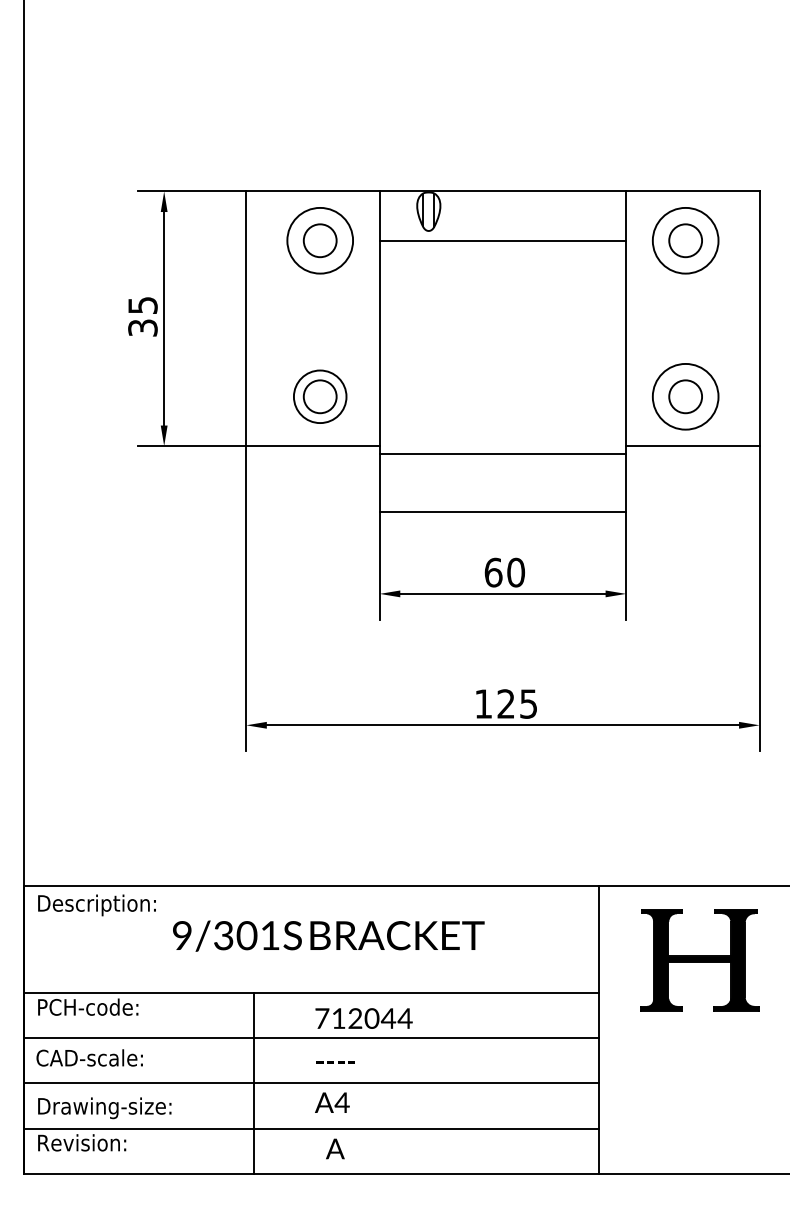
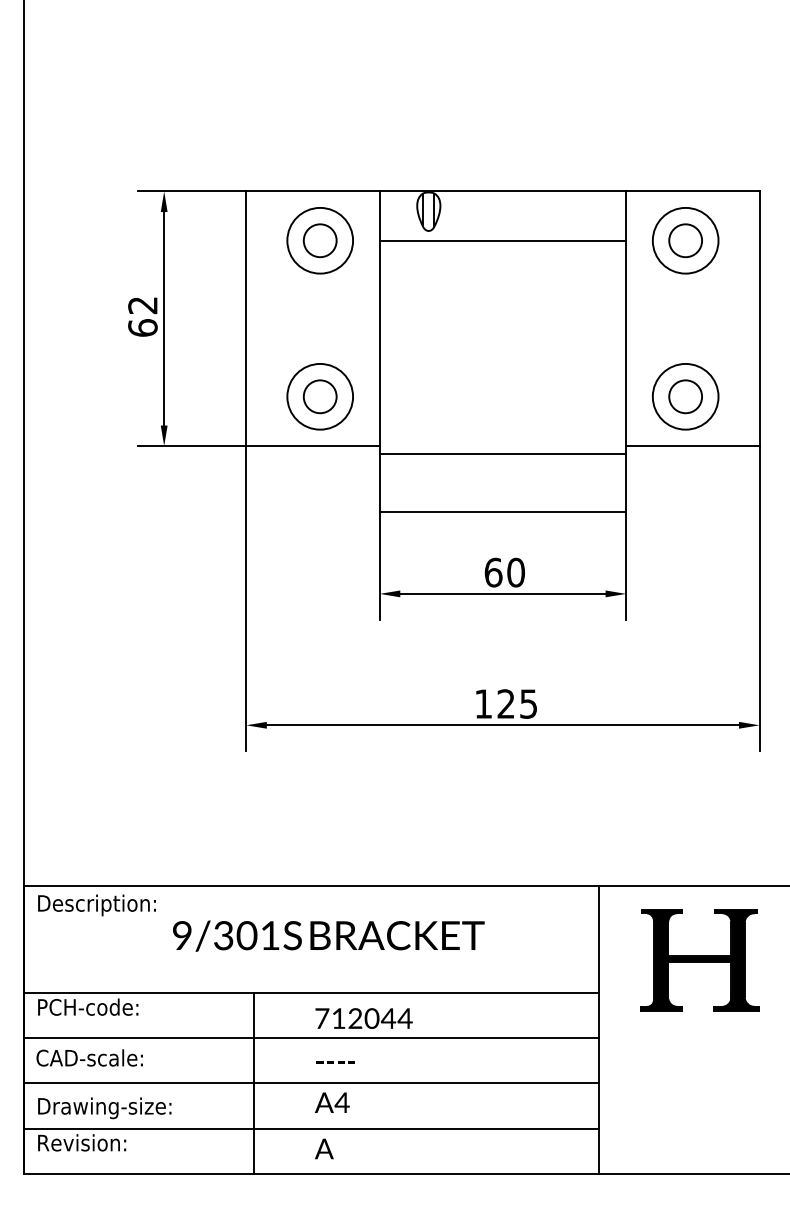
text: 35 -> 62 (142, 316)
circle diameter: 53 px -> 66 px (320, 396)
text position: (335, 1148) -> (324, 1148) (324, 1148)
